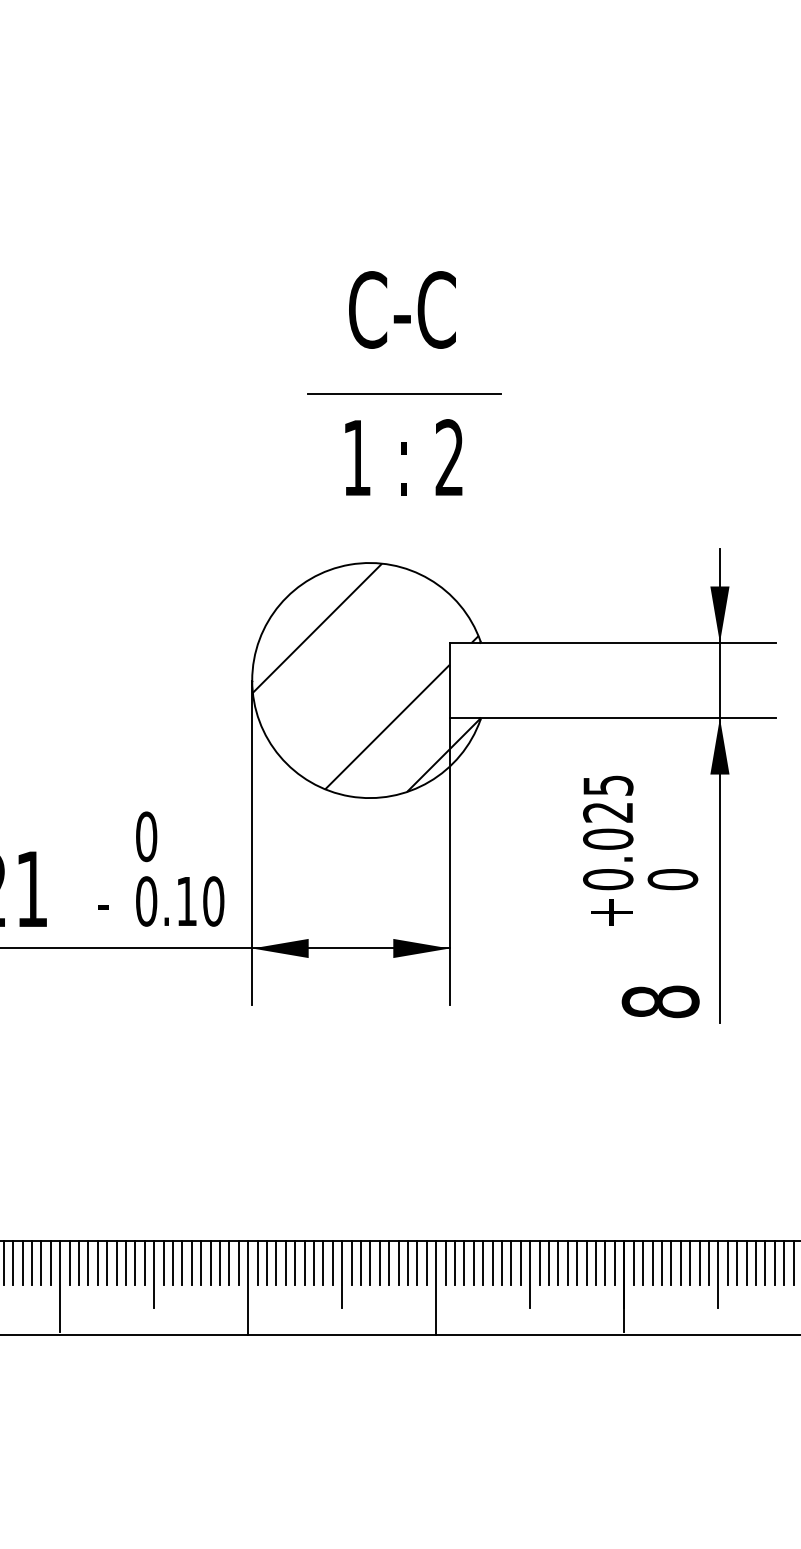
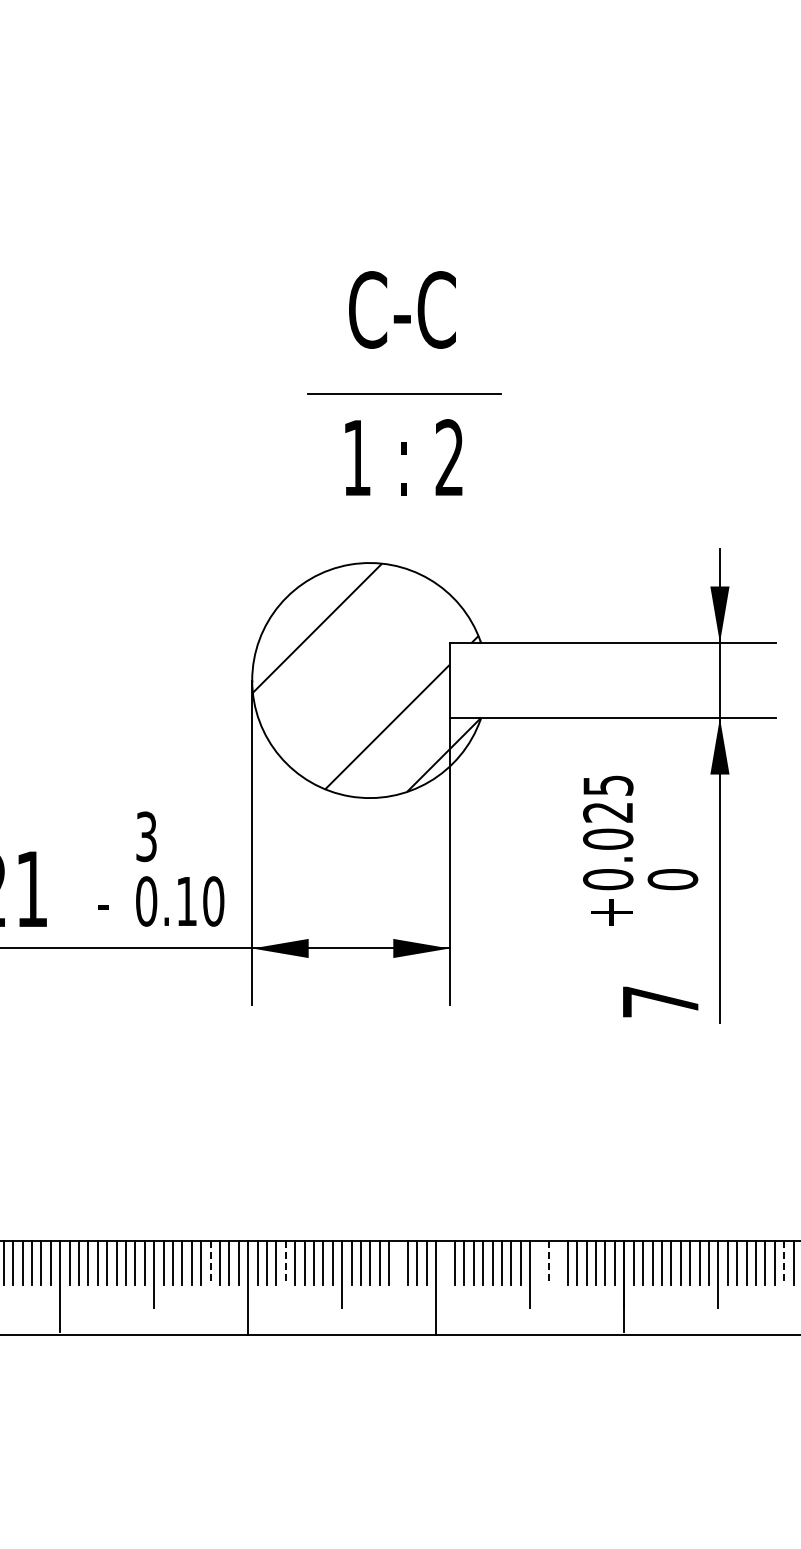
text: 0 -> 3 (146, 836)
text: 8 -> 7 (660, 1001)
line: present -> none (398, 1262)
line: present -> none (445, 1262)
line: present -> none (539, 1262)
line: present -> none (558, 1262)
line: solid -> dashed (210, 1263)
line: solid -> dashed (285, 1263)
line: solid -> dashed (549, 1263)
line: solid -> dashed (784, 1263)
